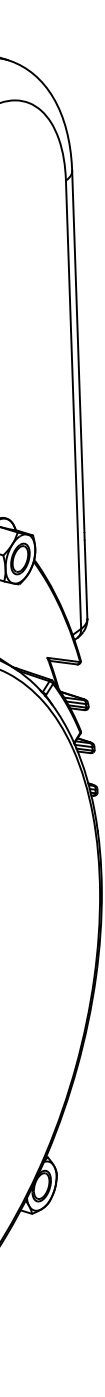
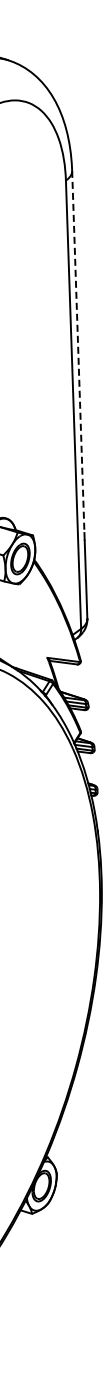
line: solid -> dashed (78, 351)
